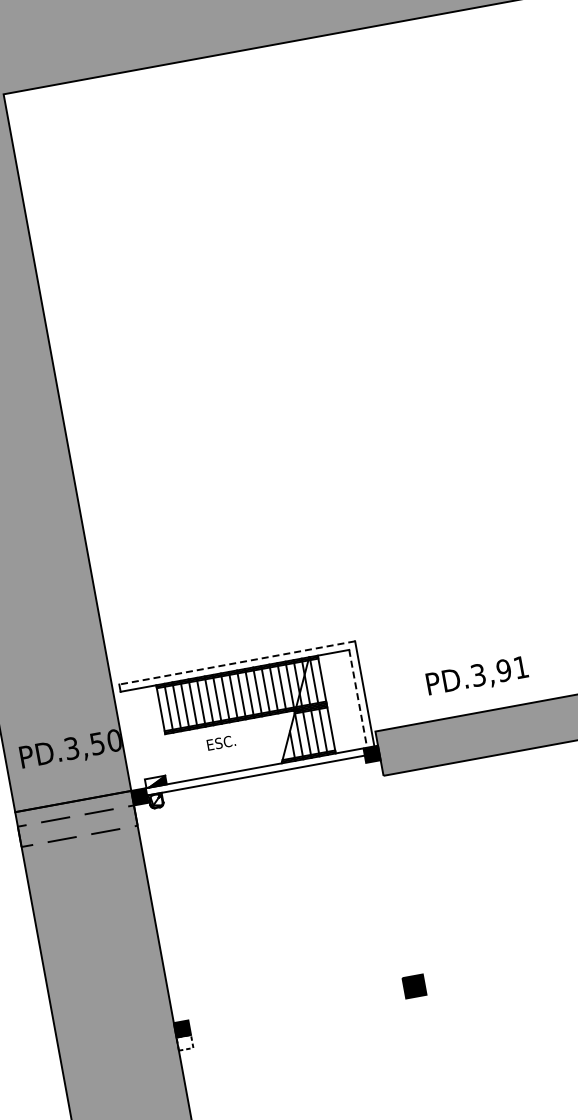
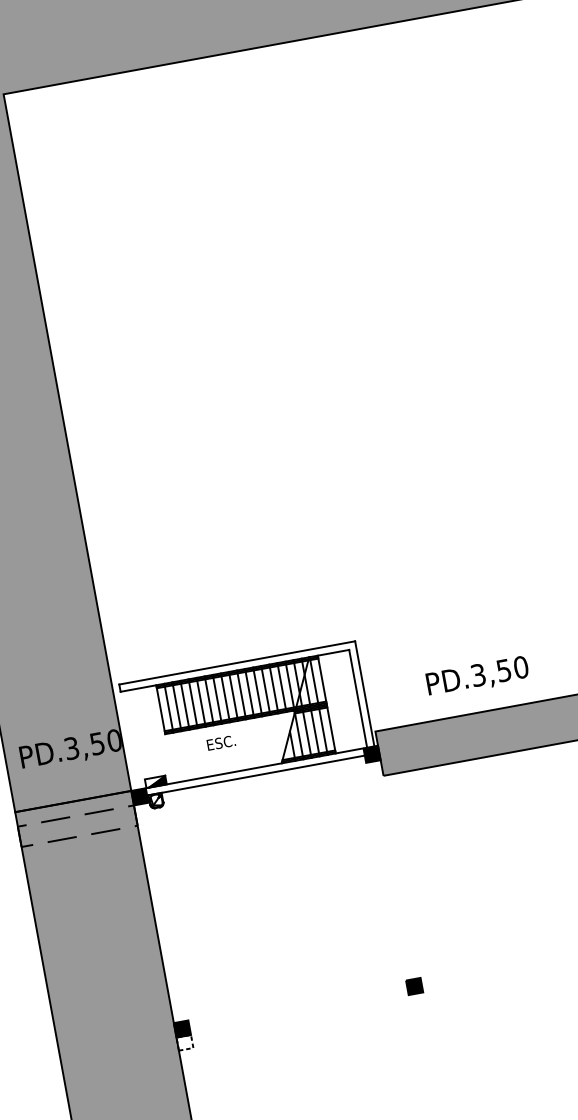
line: dashed -> solid (237, 662)
text: PD.3,91 -> PD.3,50 (512, 669)
line: dashed -> solid (358, 698)
part size: 27x27 px -> 20x19 px (414, 986)
